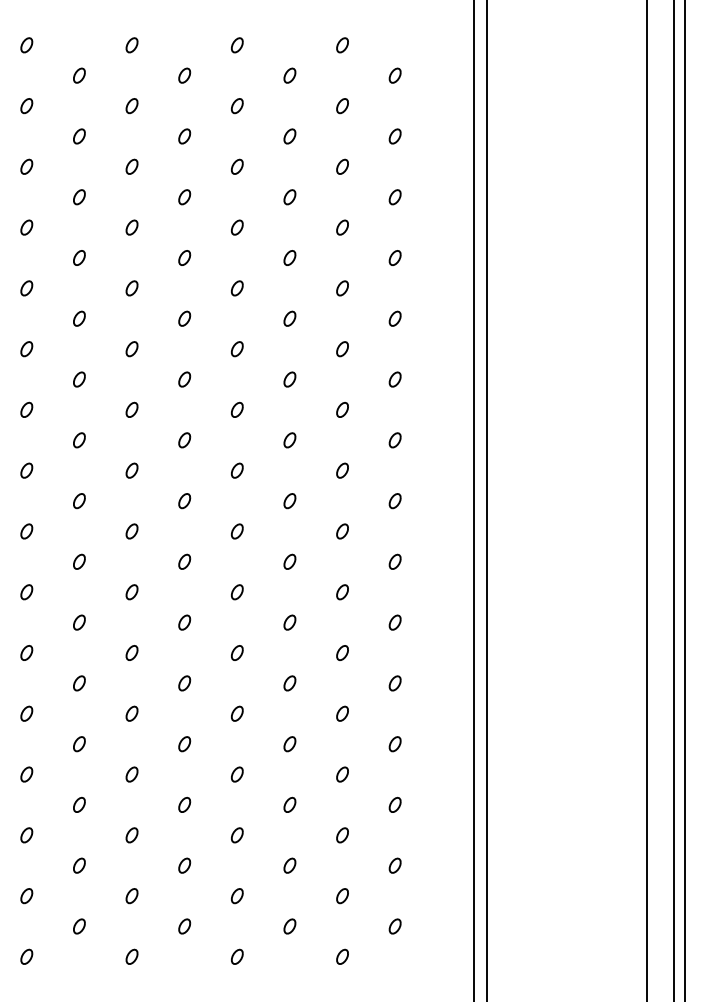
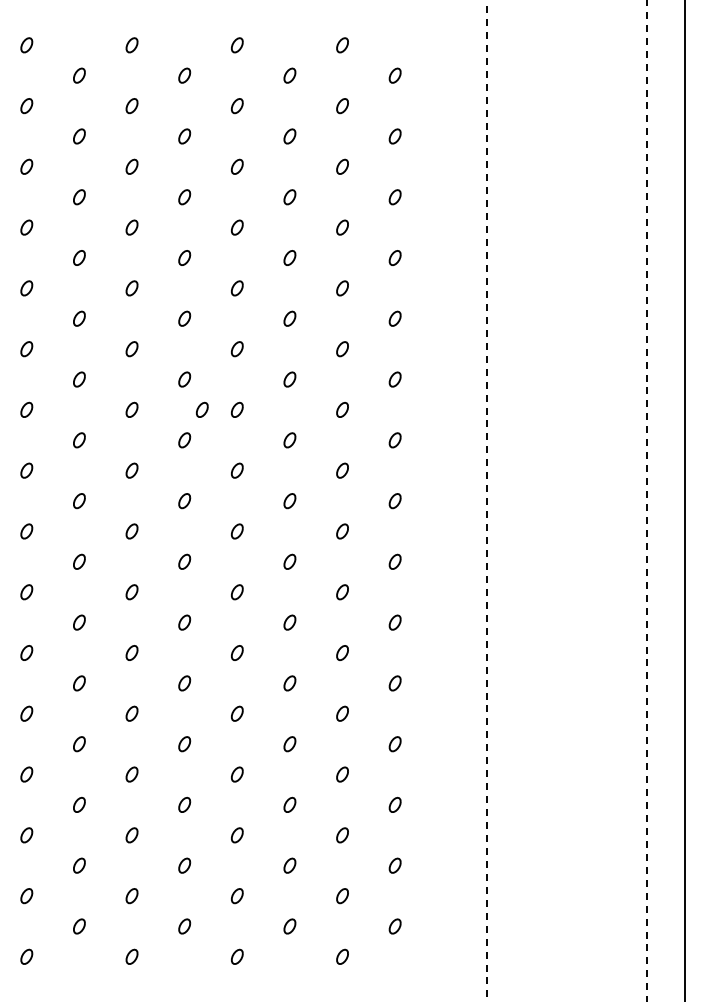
part: none -> present (202, 409)
line: present -> none (474, 500)
line: solid -> dashed (486, 500)
line: present -> none (674, 500)
line: solid -> dashed (646, 501)
